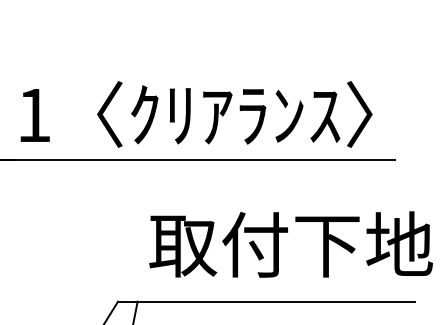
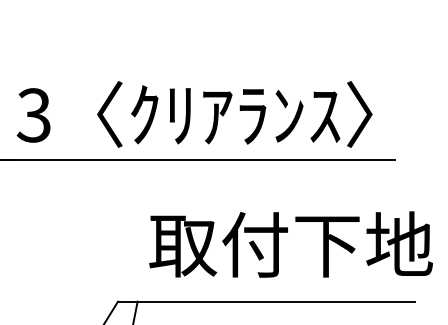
text: 1 -> 3 (33, 115)
